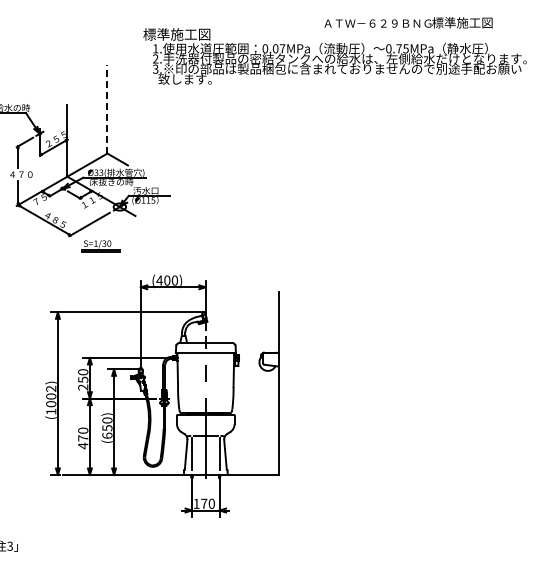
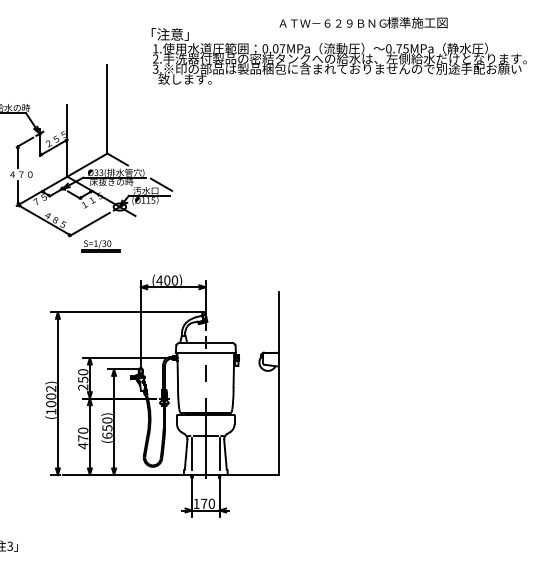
text position: (408, 22) -> (363, 22) (363, 22)
text: 標準施工図 -> 「注意」 (176, 34)
line: dashed -> solid (107, 108)
line: none -> present (161, 184)
